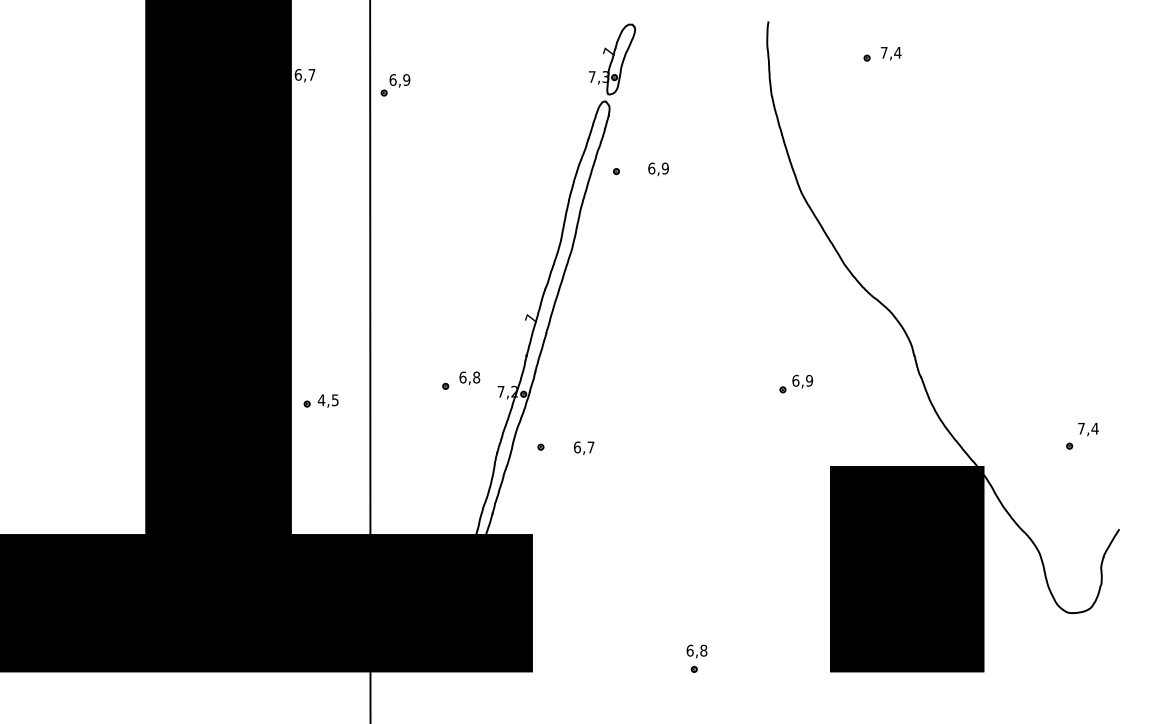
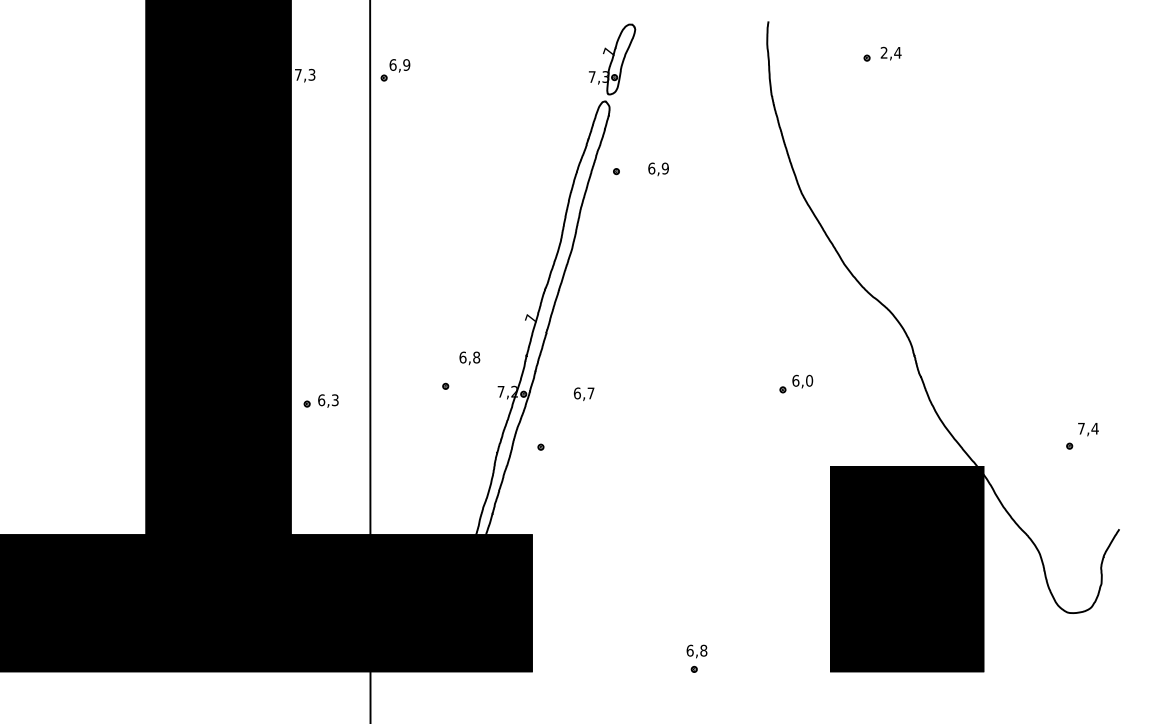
text: 7,4 -> 2,4 (883, 52)
text: 6,7 -> 7,3 (304, 74)
part position: (395, 85) -> (395, 70) (395, 70)
text position: (469, 378) -> (469, 358) (469, 358)
text: 6,9 -> 6,0 (809, 380)
text: 4,5 -> 6,3 (327, 400)
text position: (583, 447) -> (583, 393) (583, 393)
